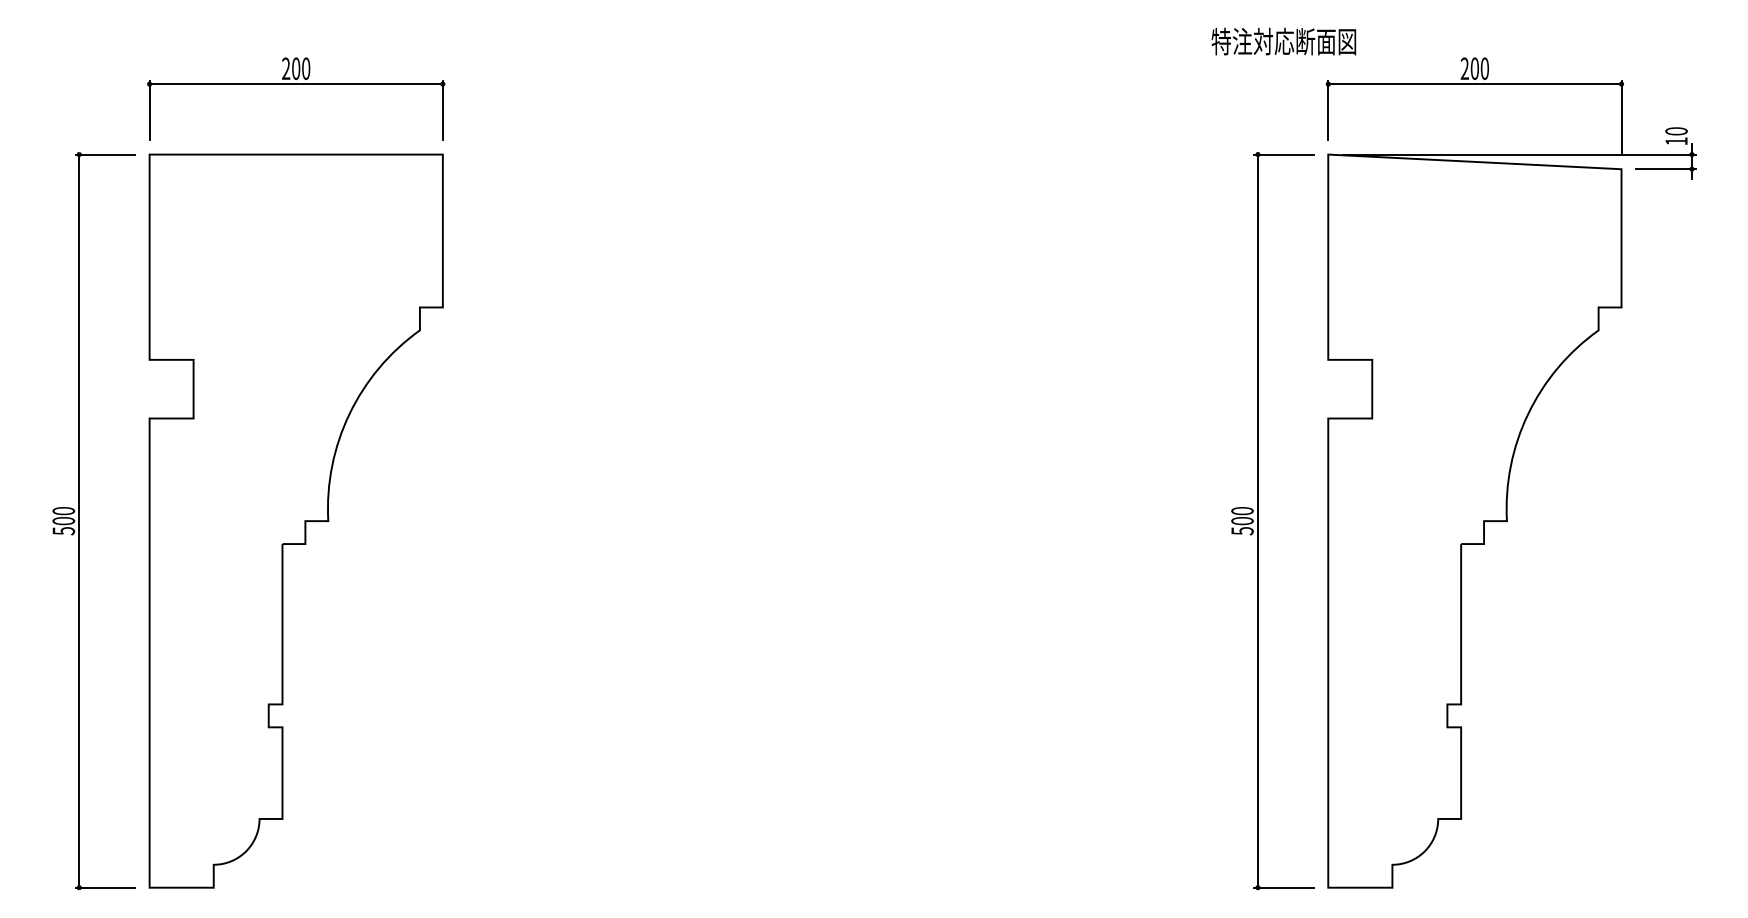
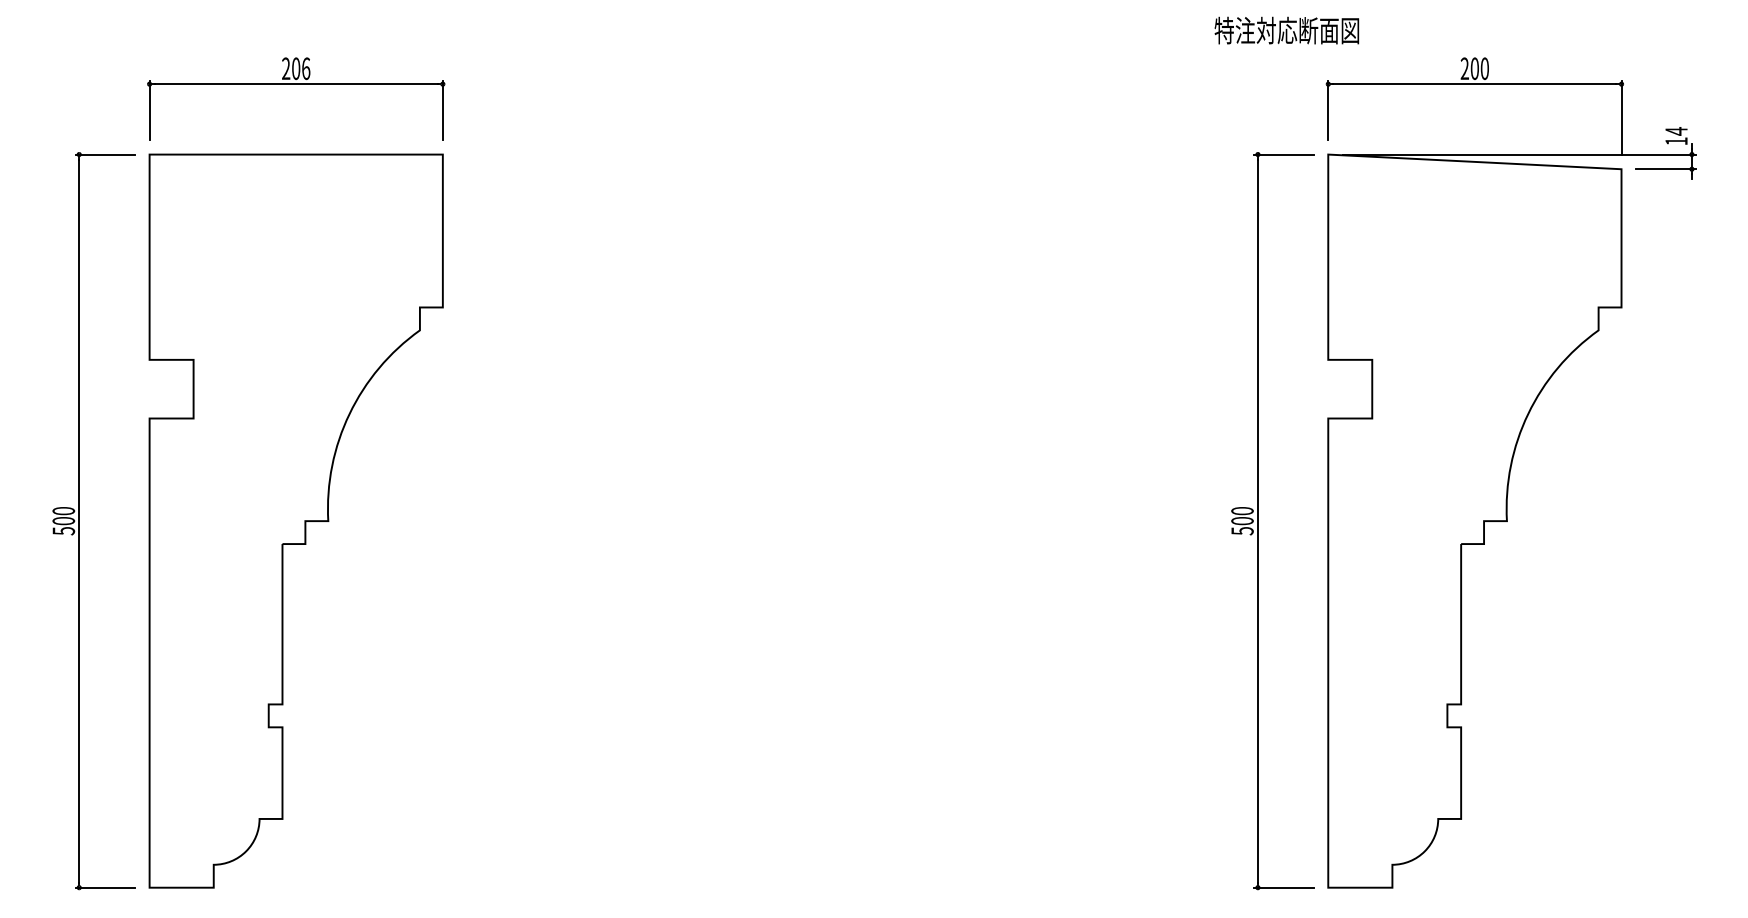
text position: (1283, 41) -> (1286, 30) (1286, 30)
text: 200 -> 206 (306, 68)
text: 10 -> 14 (1676, 131)
